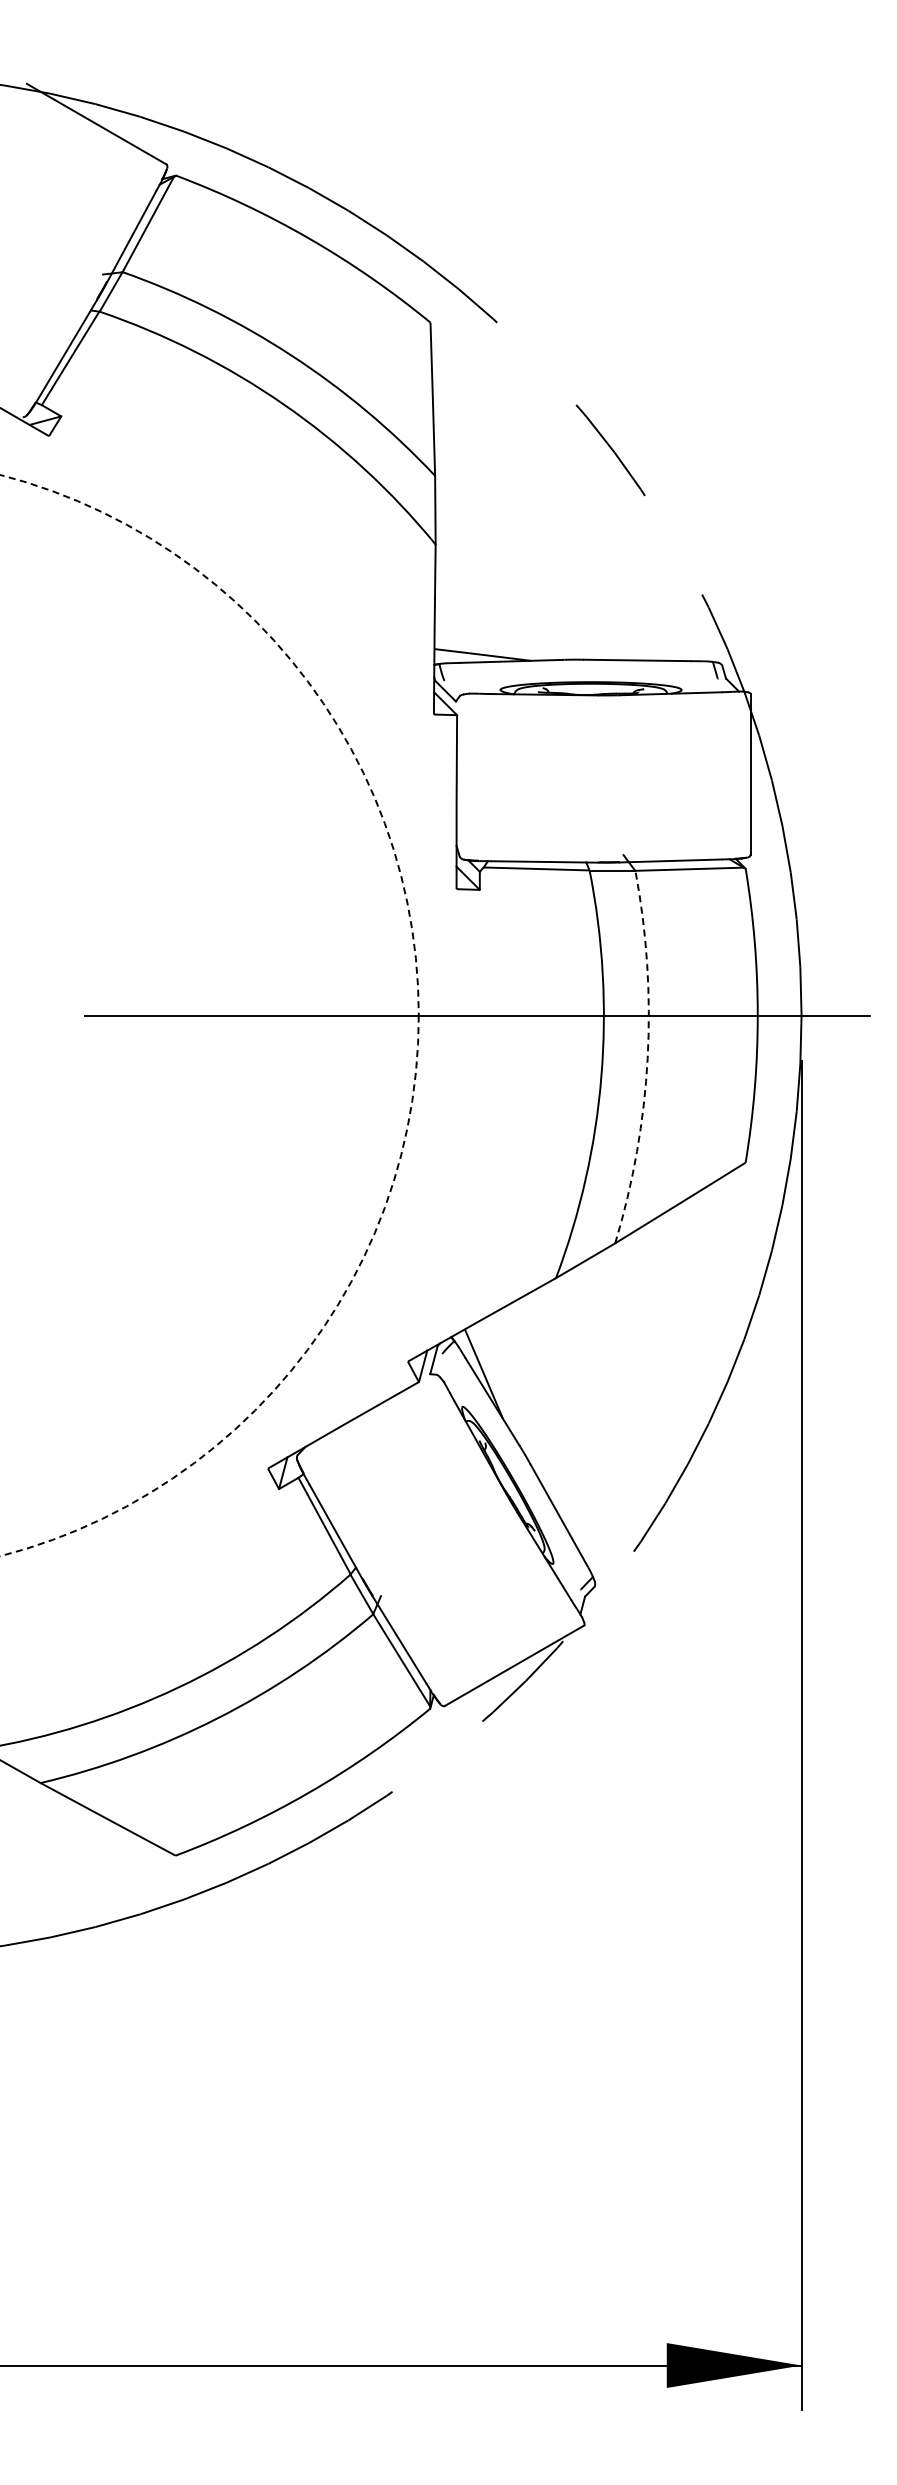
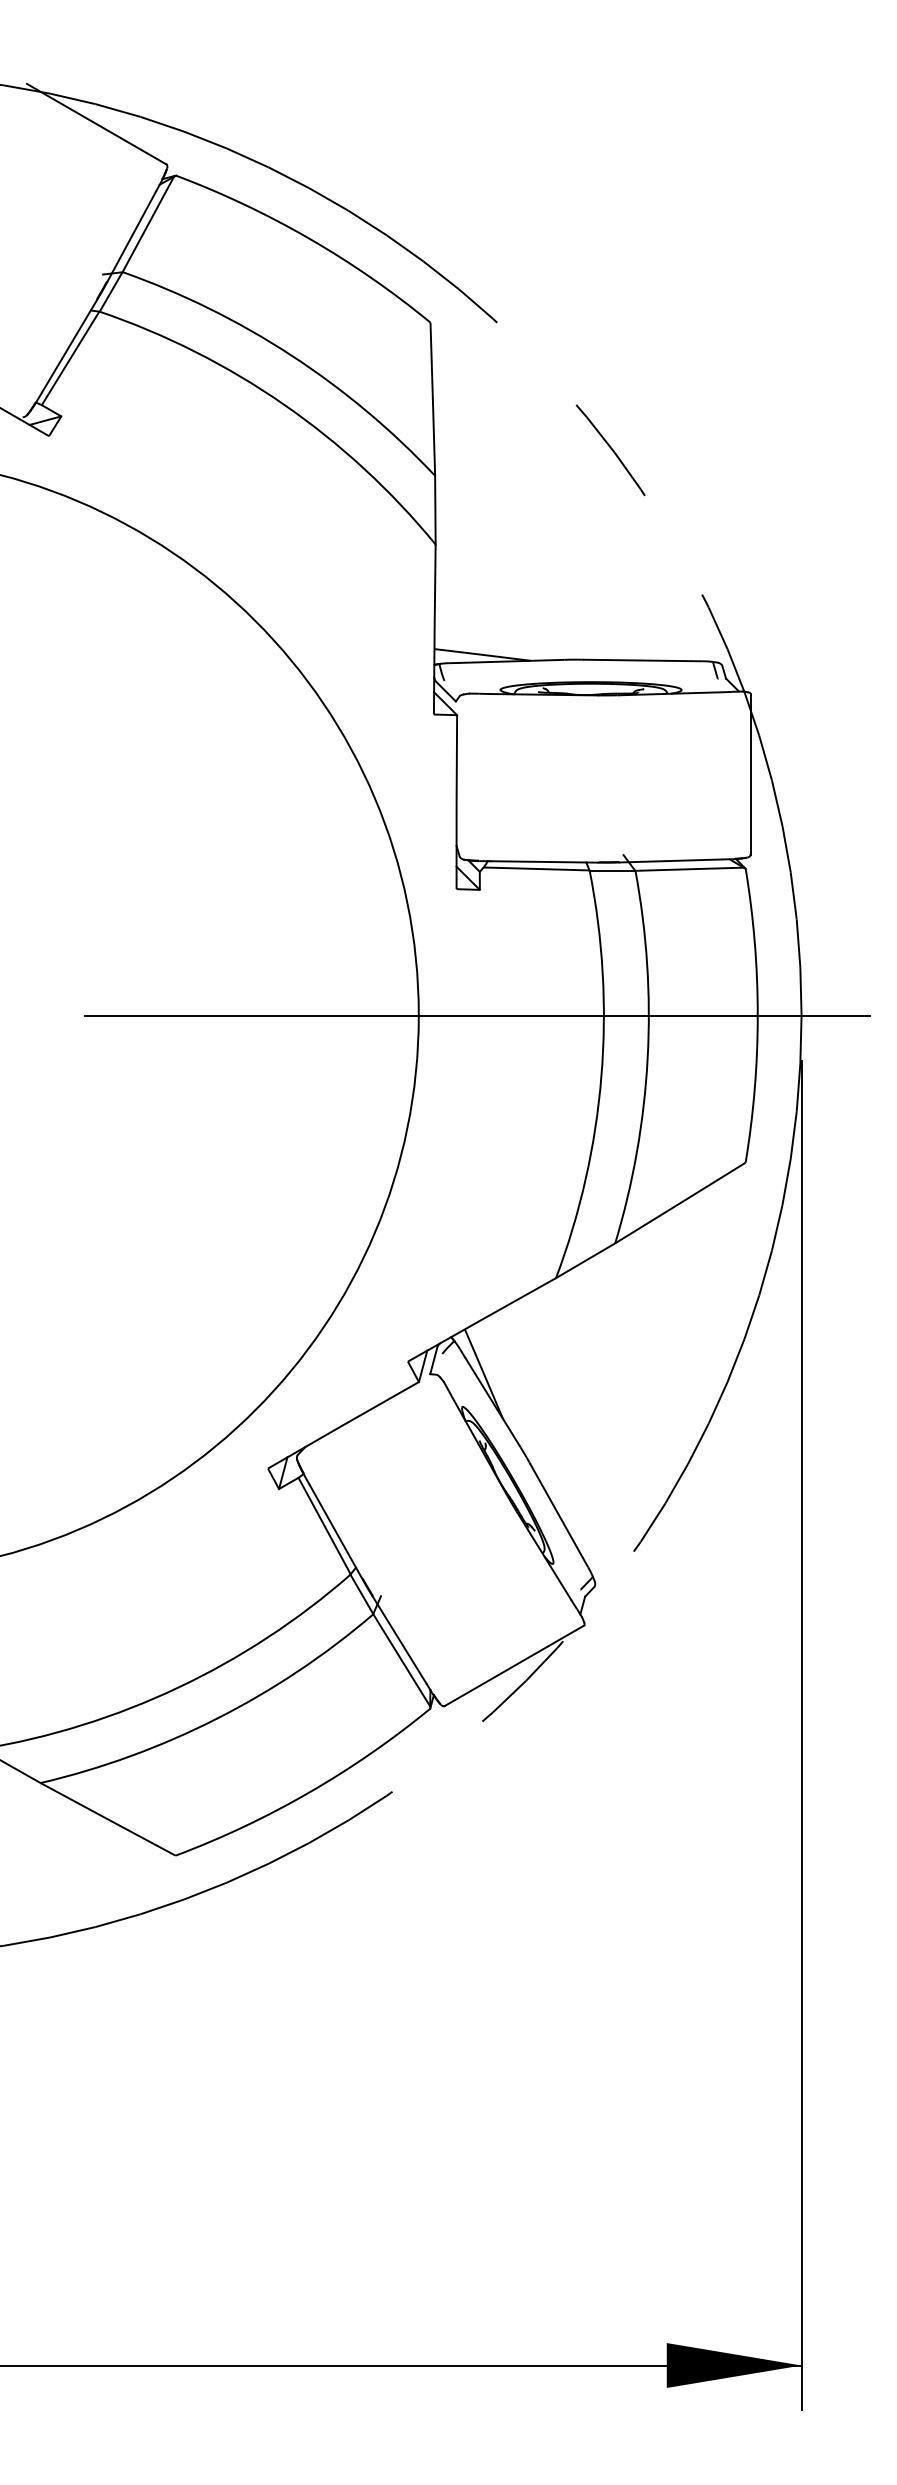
circle: dashed -> solid (209, 1015)
arc: dashed -> solid (647, 1058)
